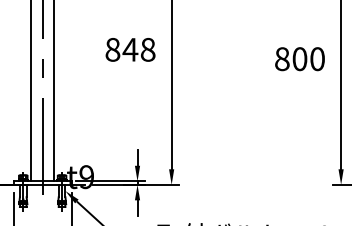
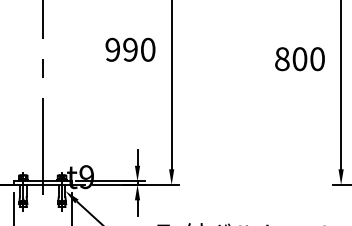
text: 848 -> 990 (130, 49)
line: present -> none (30, 91)
line: present -> none (54, 91)
